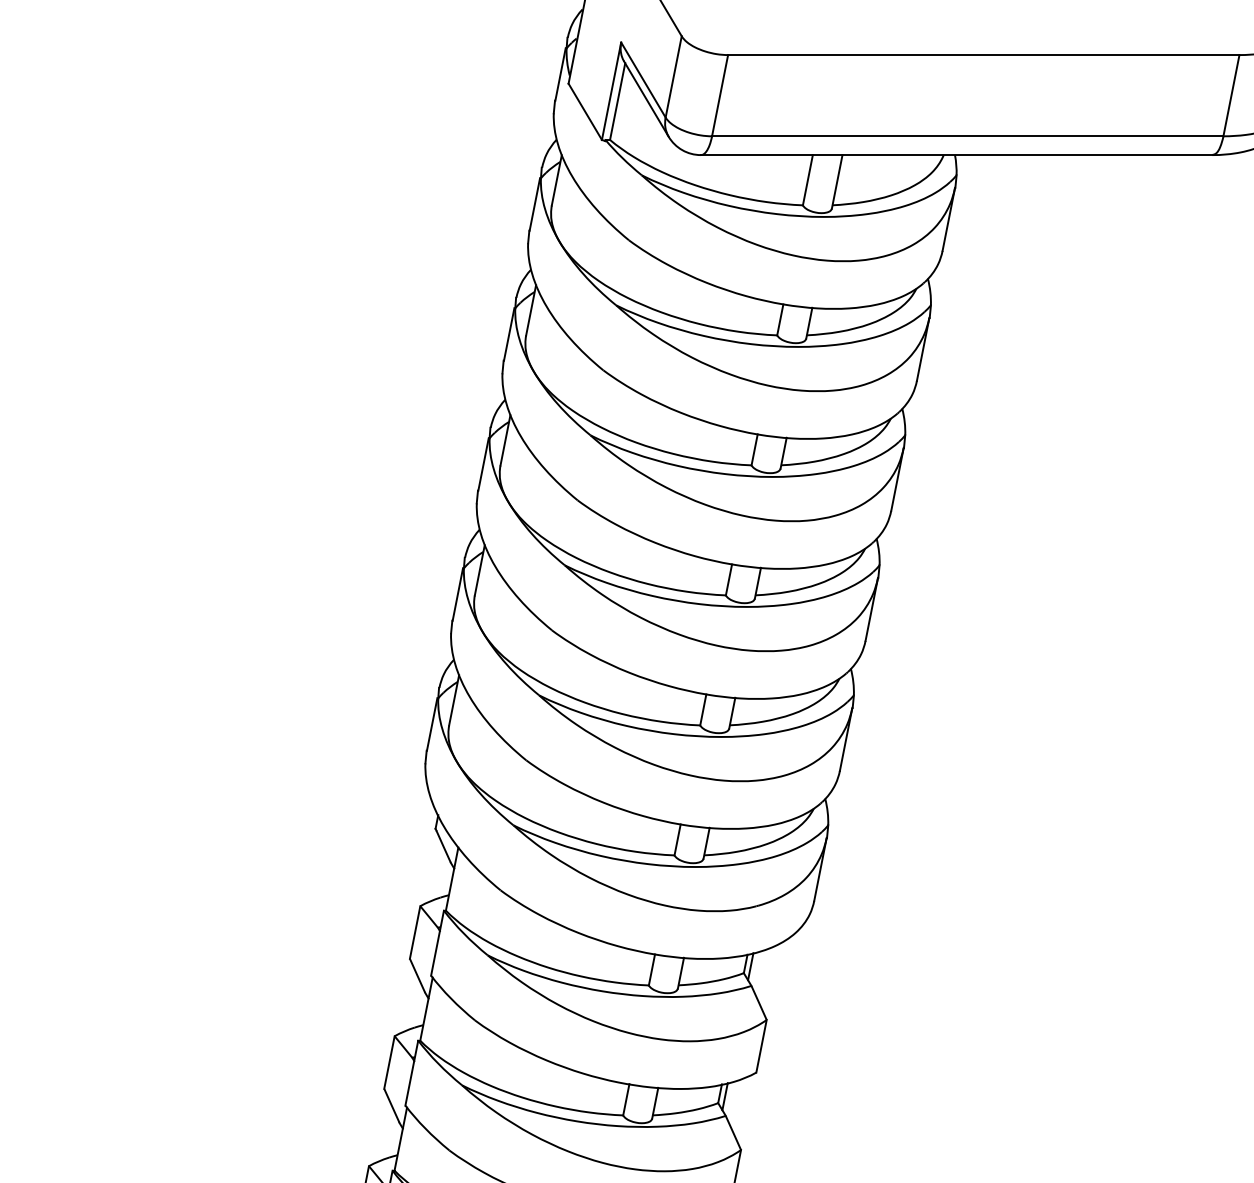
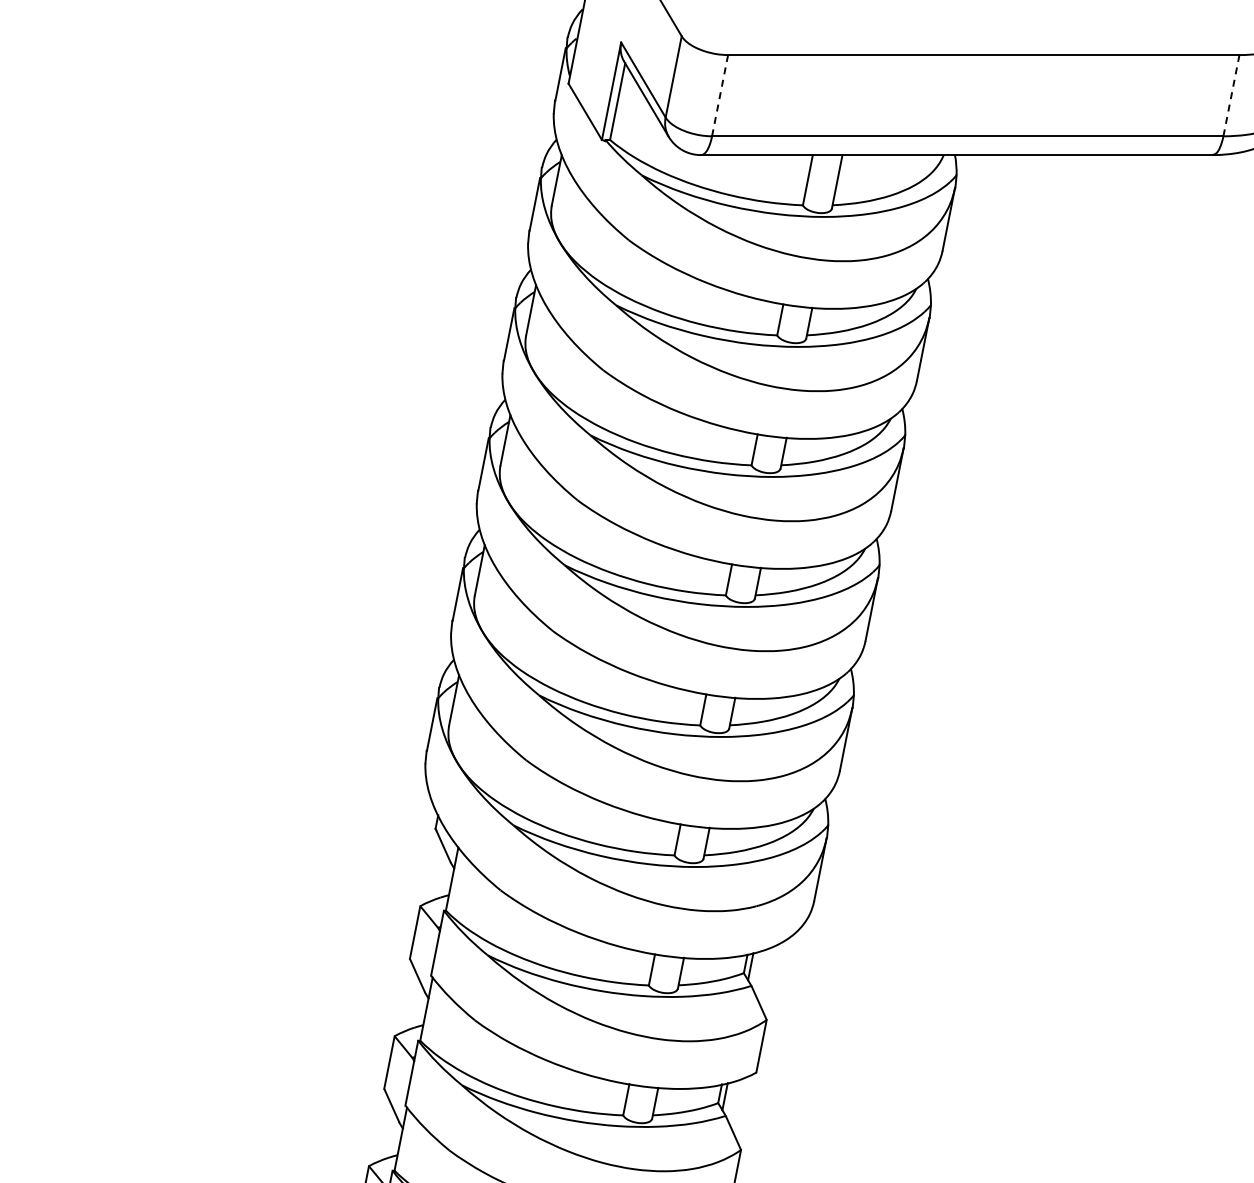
line: solid -> dashed (719, 96)
line: solid -> dashed (1231, 96)
